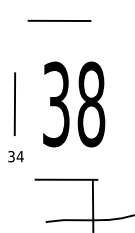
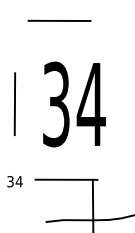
text: 38 -> 34 (90, 104)
text position: (15, 156) -> (14, 181) (14, 181)
